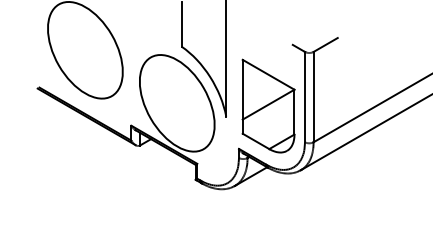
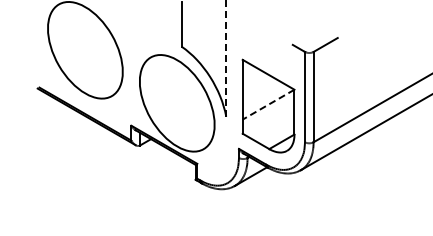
line: solid -> dashed (226, 58)
line: solid -> dashed (268, 104)
